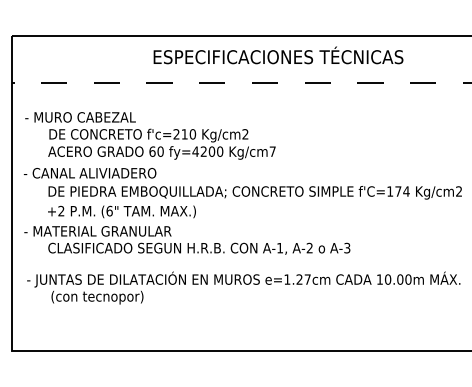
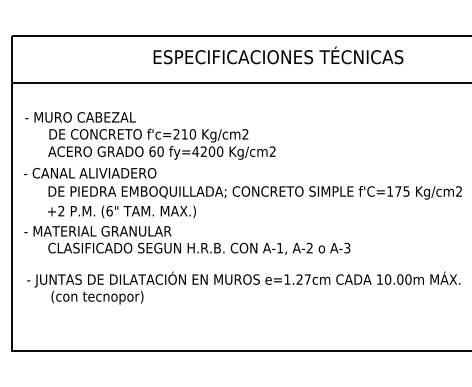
line: dashed -> solid (241, 82)
text: Kg/cm7 -> Kg/cm2 (272, 151)
text: f'C=174 -> f'C=175 (406, 191)
